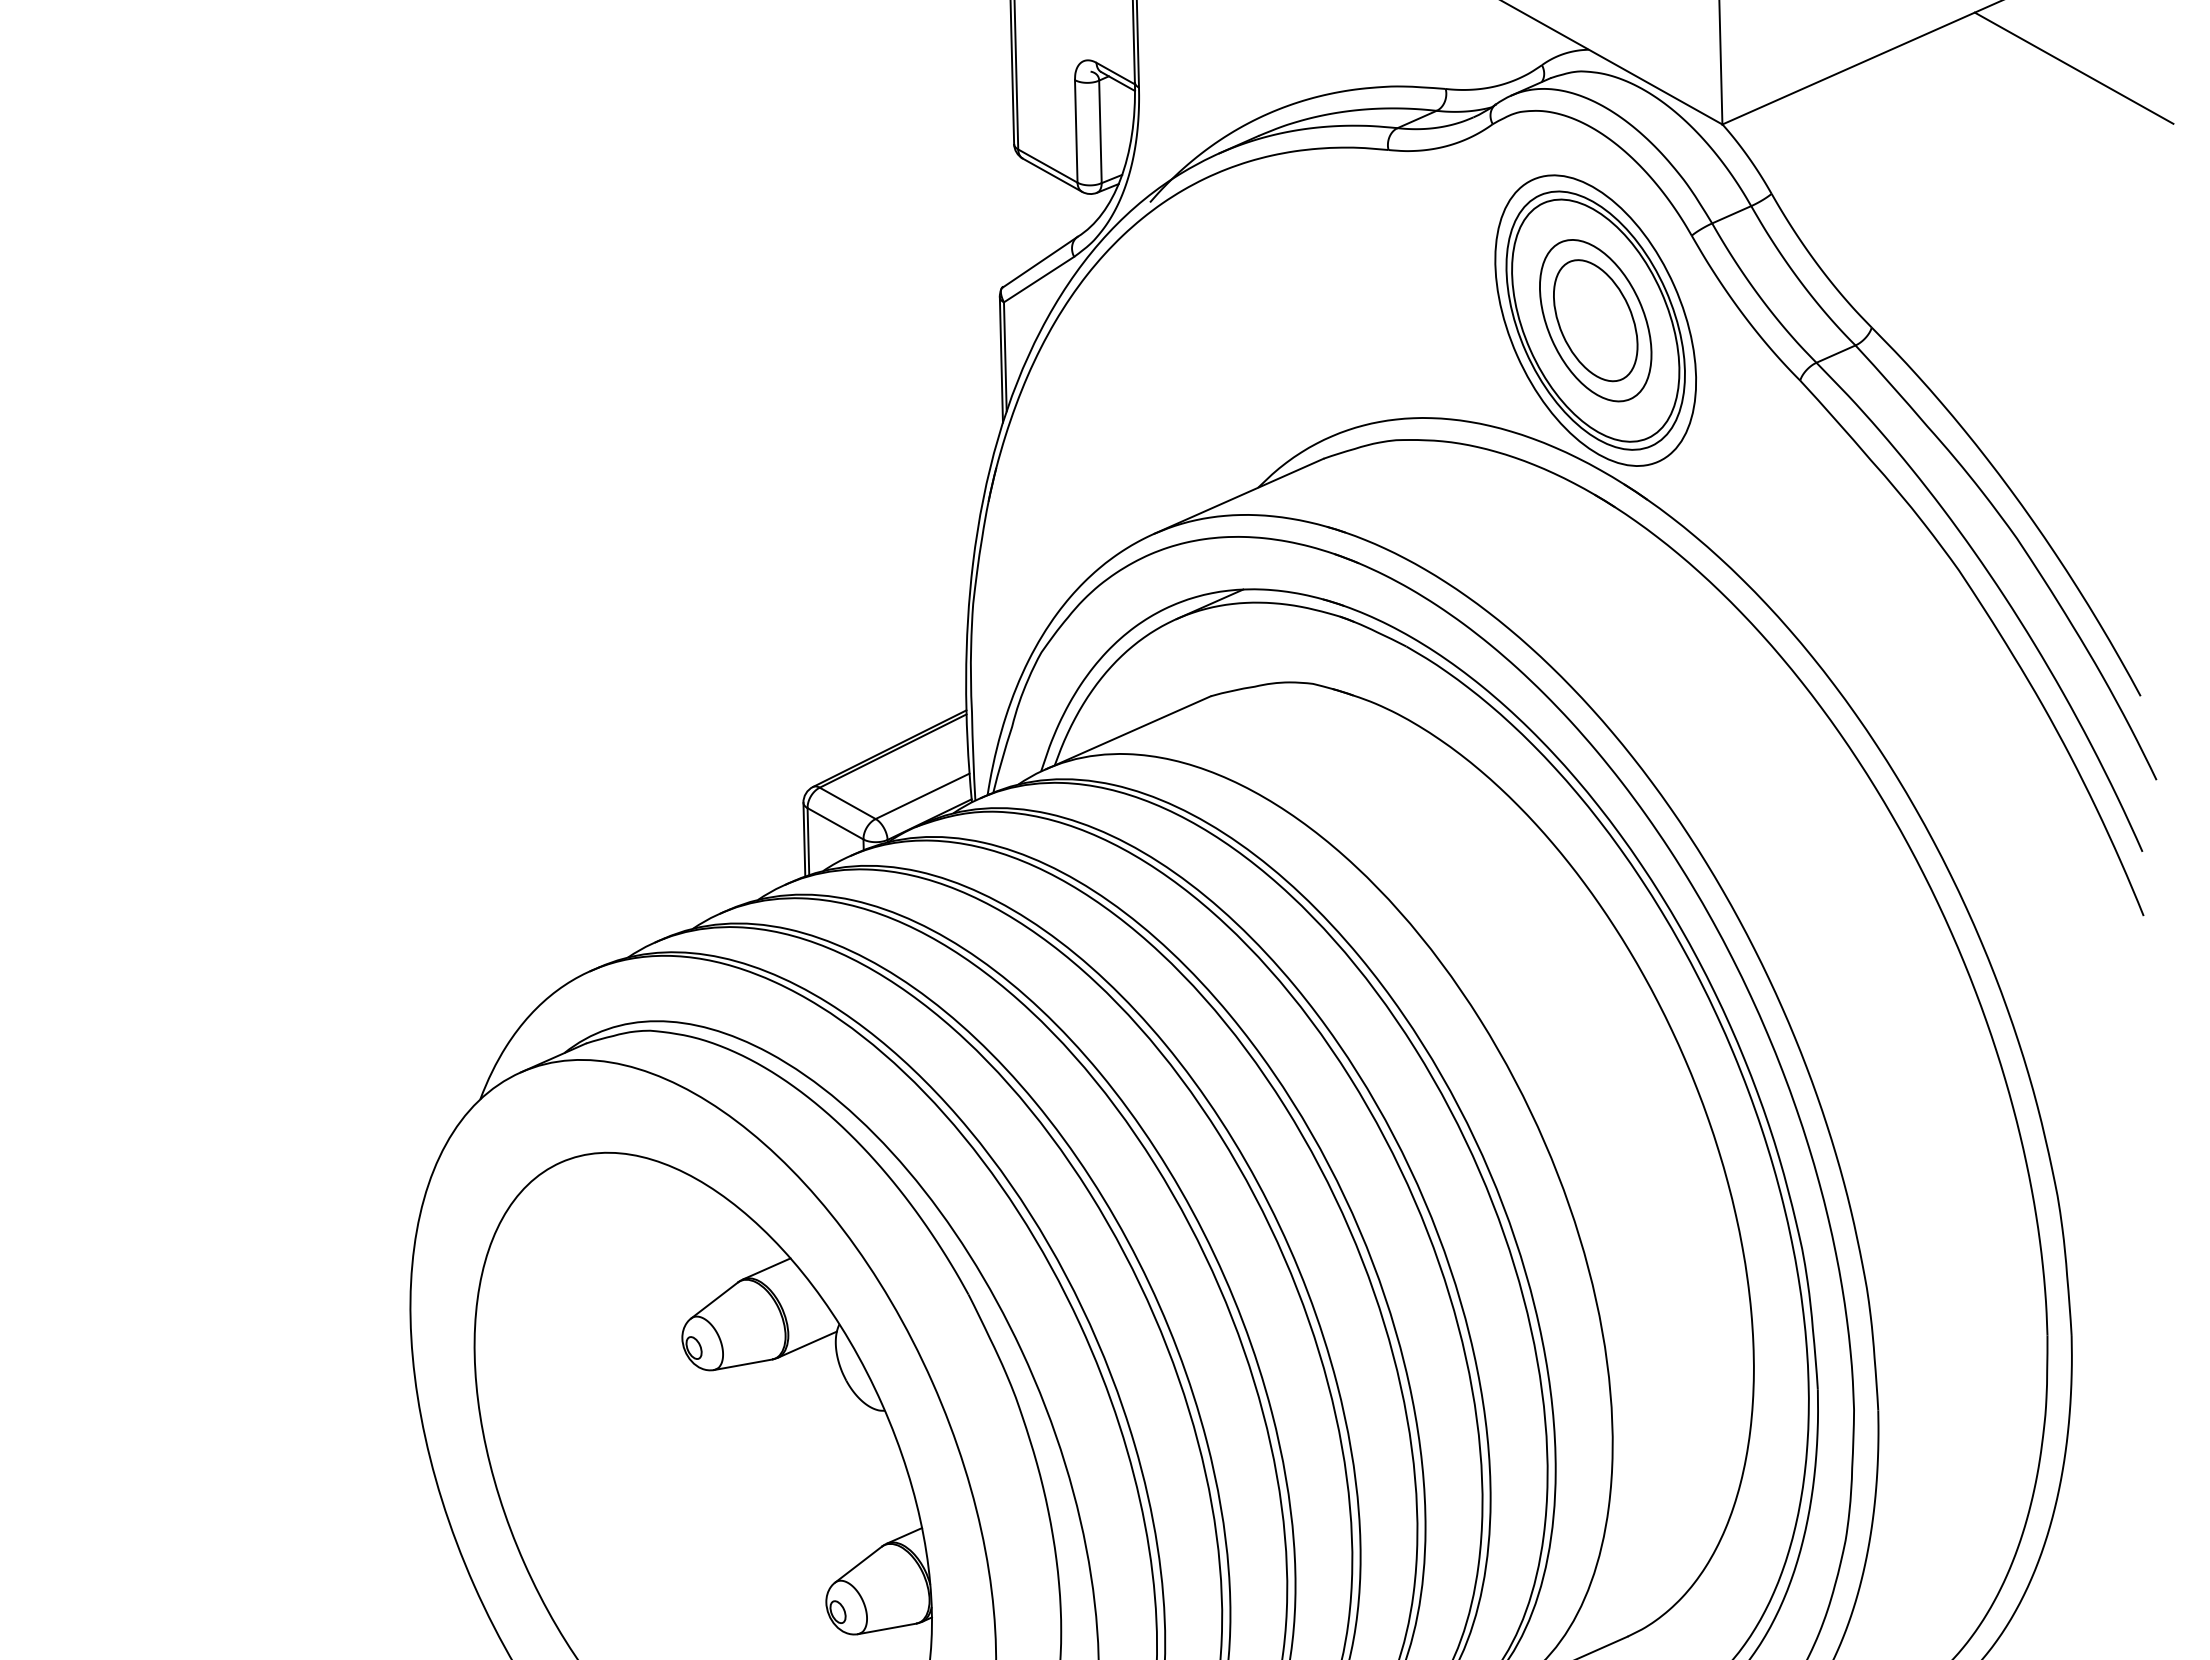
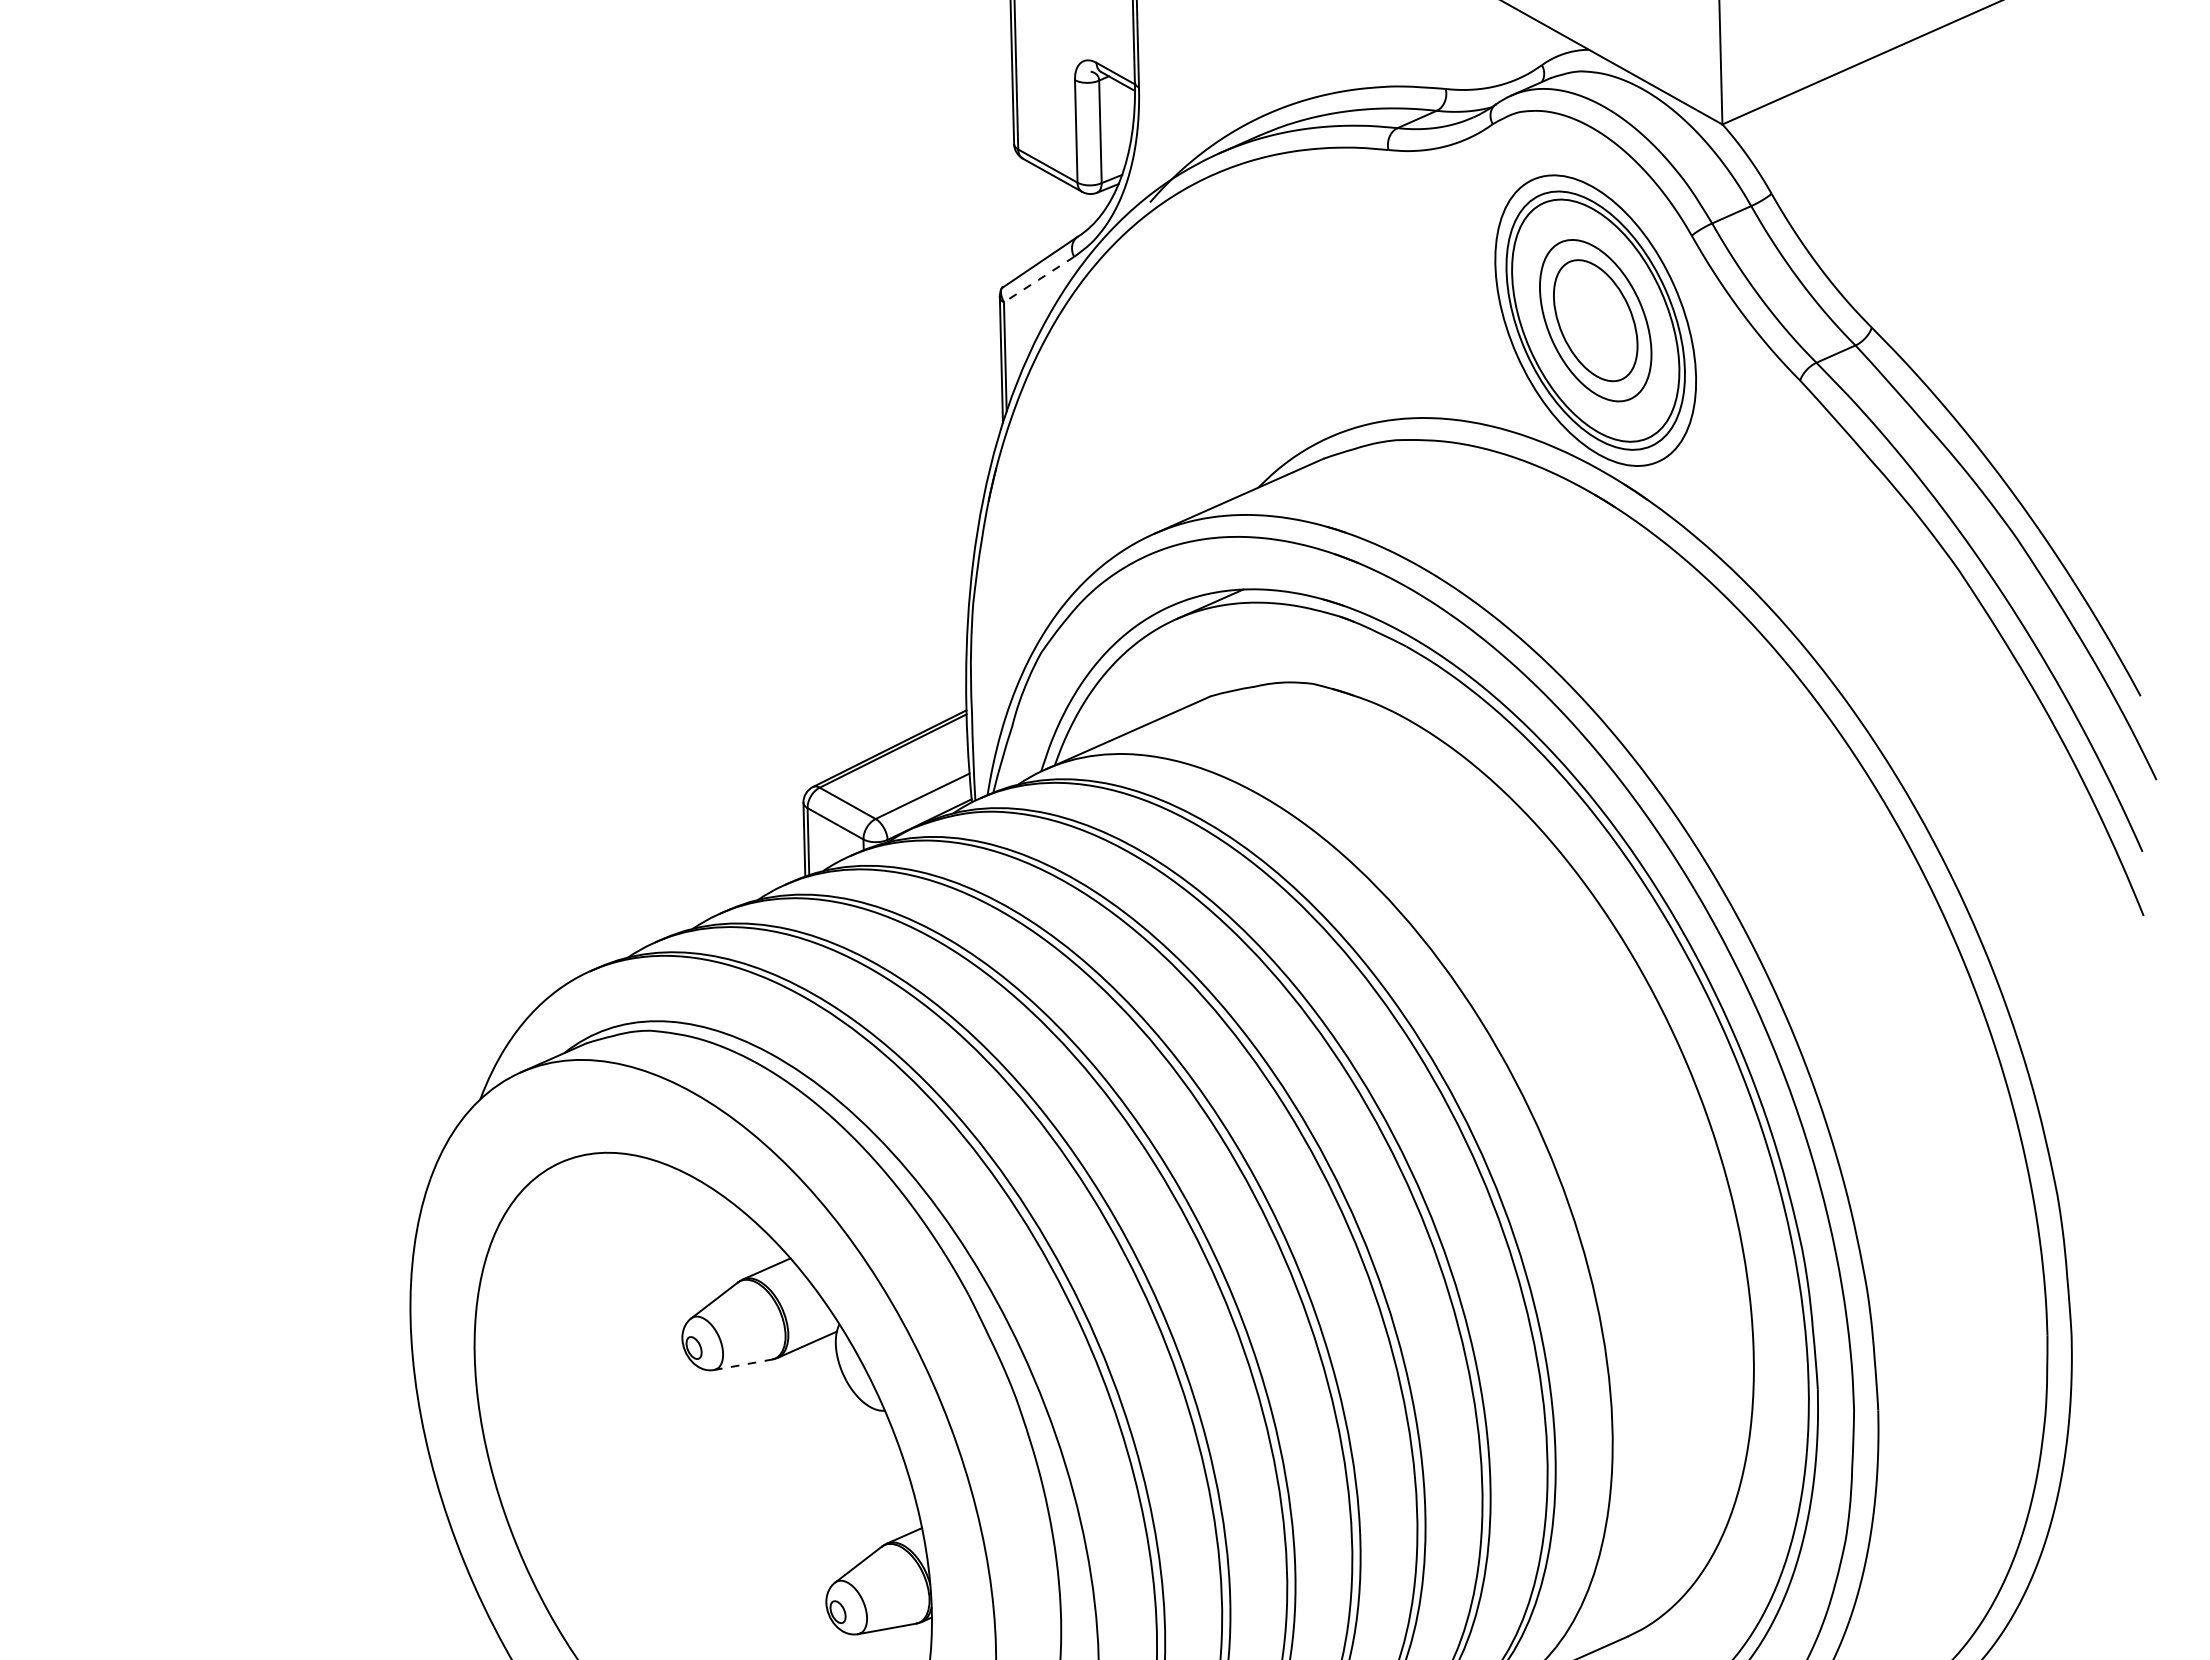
line: present -> none (2073, 67)
line: solid -> dashed (1039, 279)
line: solid -> dashed (743, 1364)
